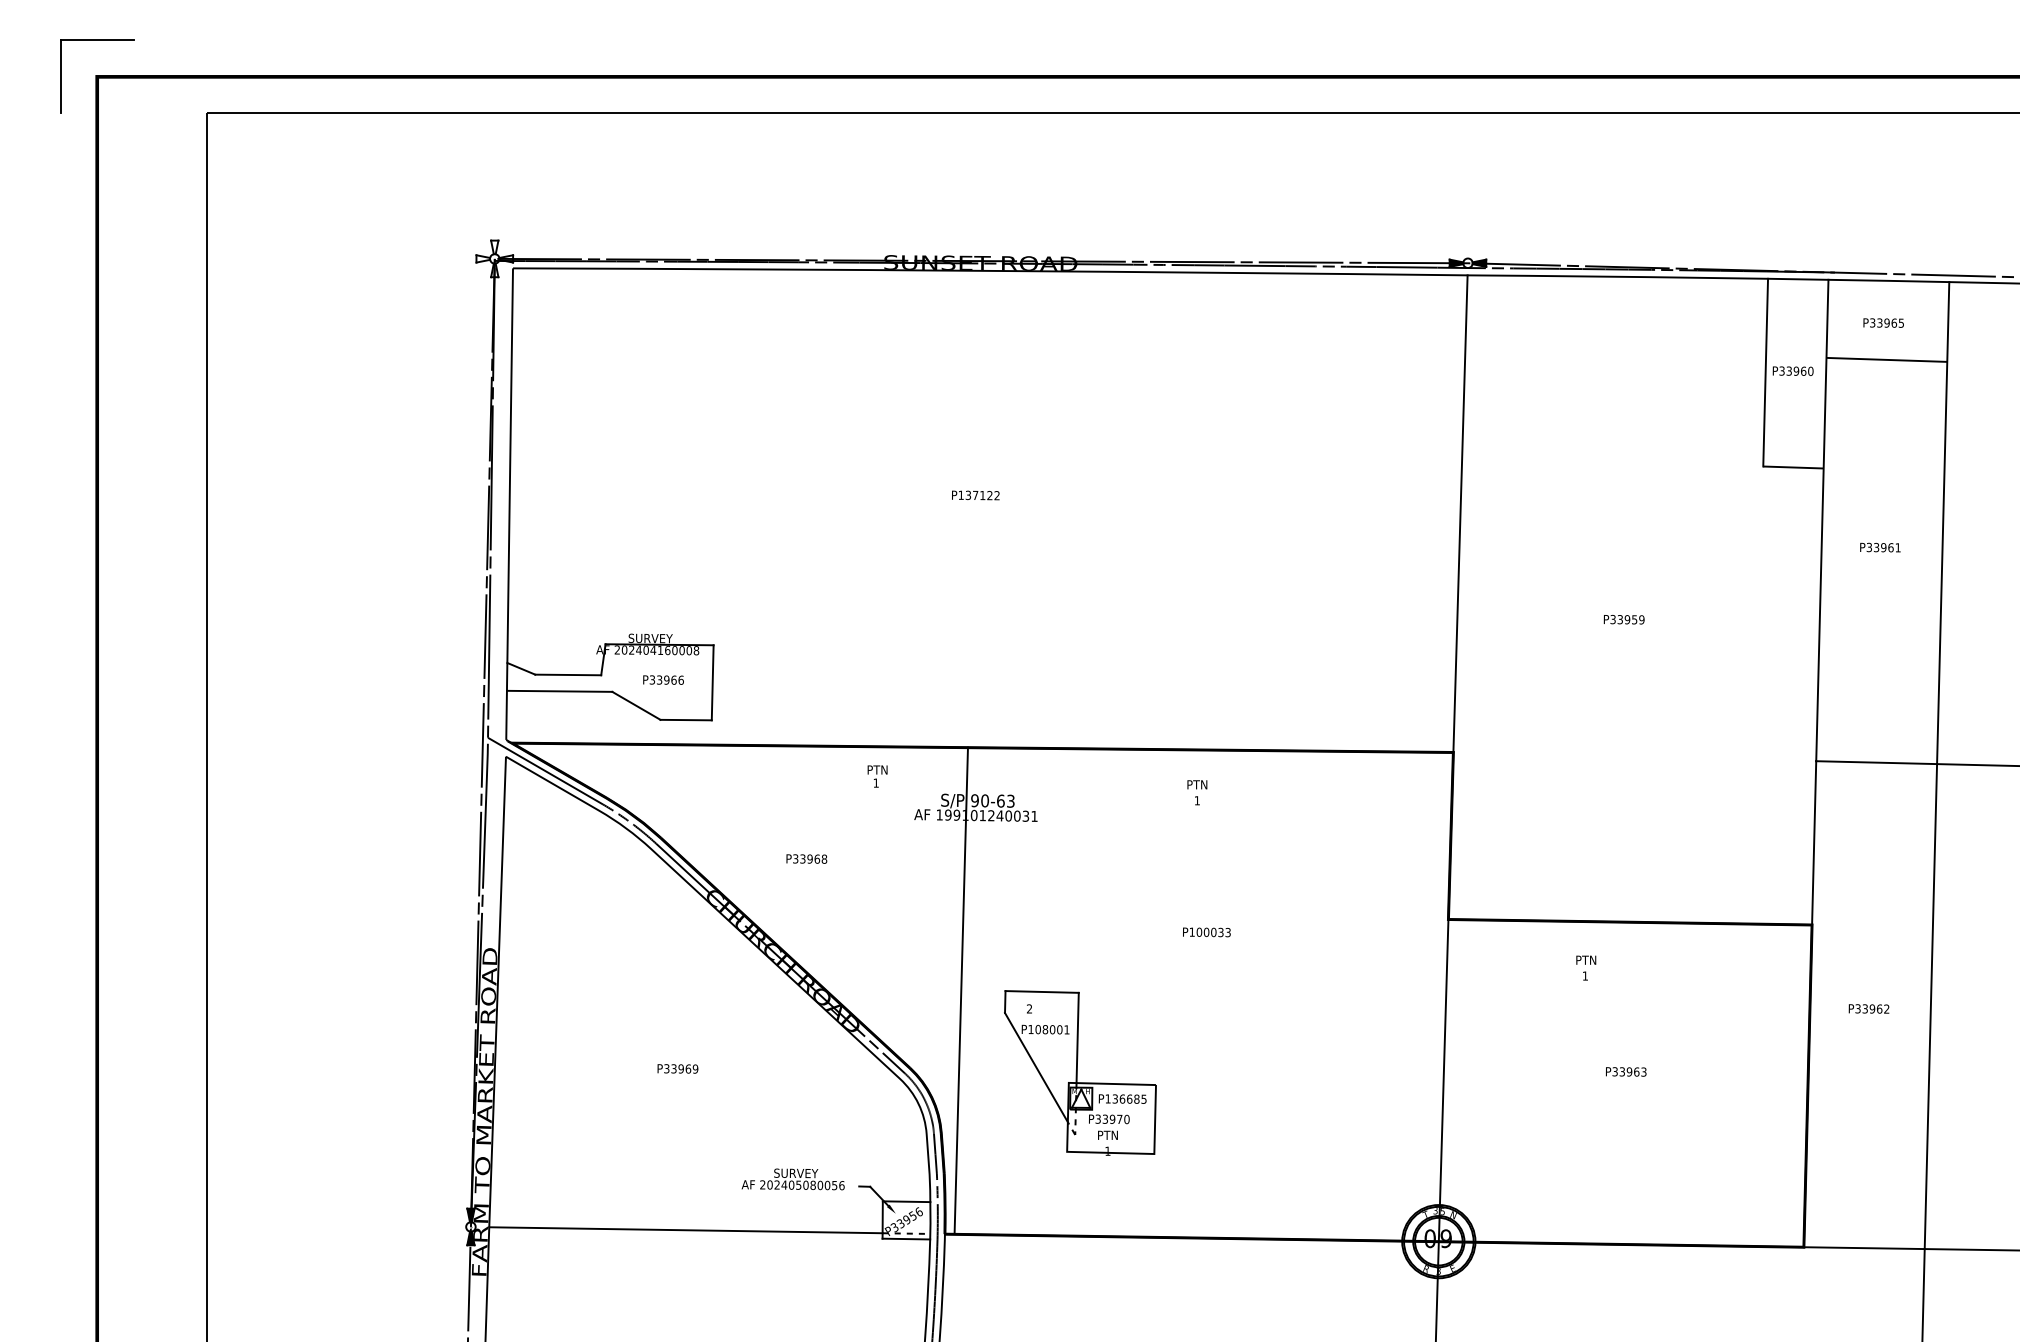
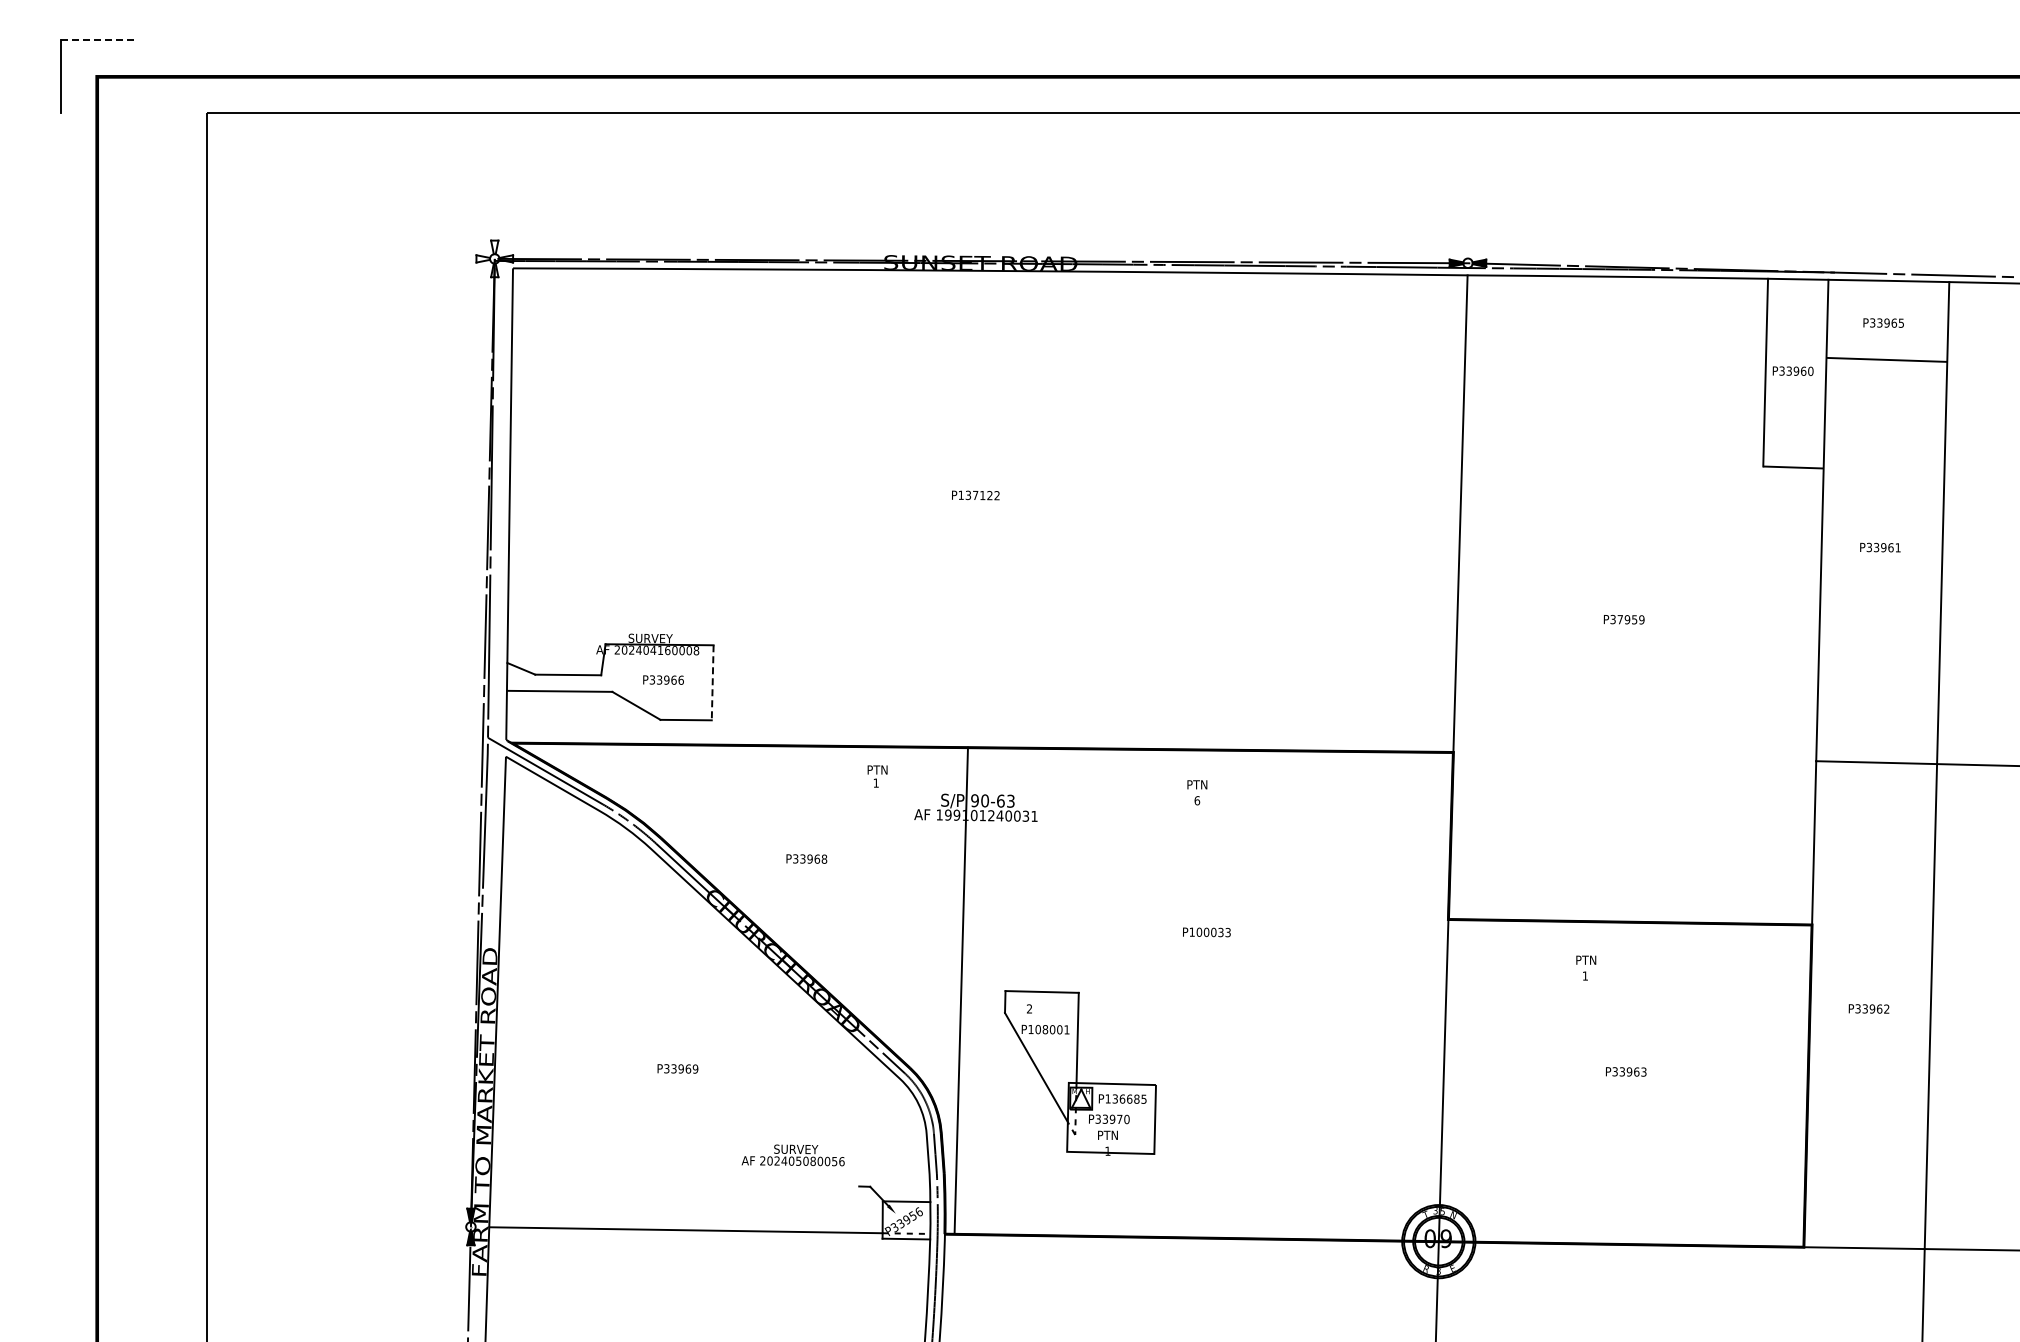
line: solid -> dashed (97, 40)
text: P33959 -> P37959 (1619, 619)
line: solid -> dashed (712, 682)
text: 1 -> 6 (1197, 800)
text position: (792, 1179) -> (792, 1155) (792, 1155)
